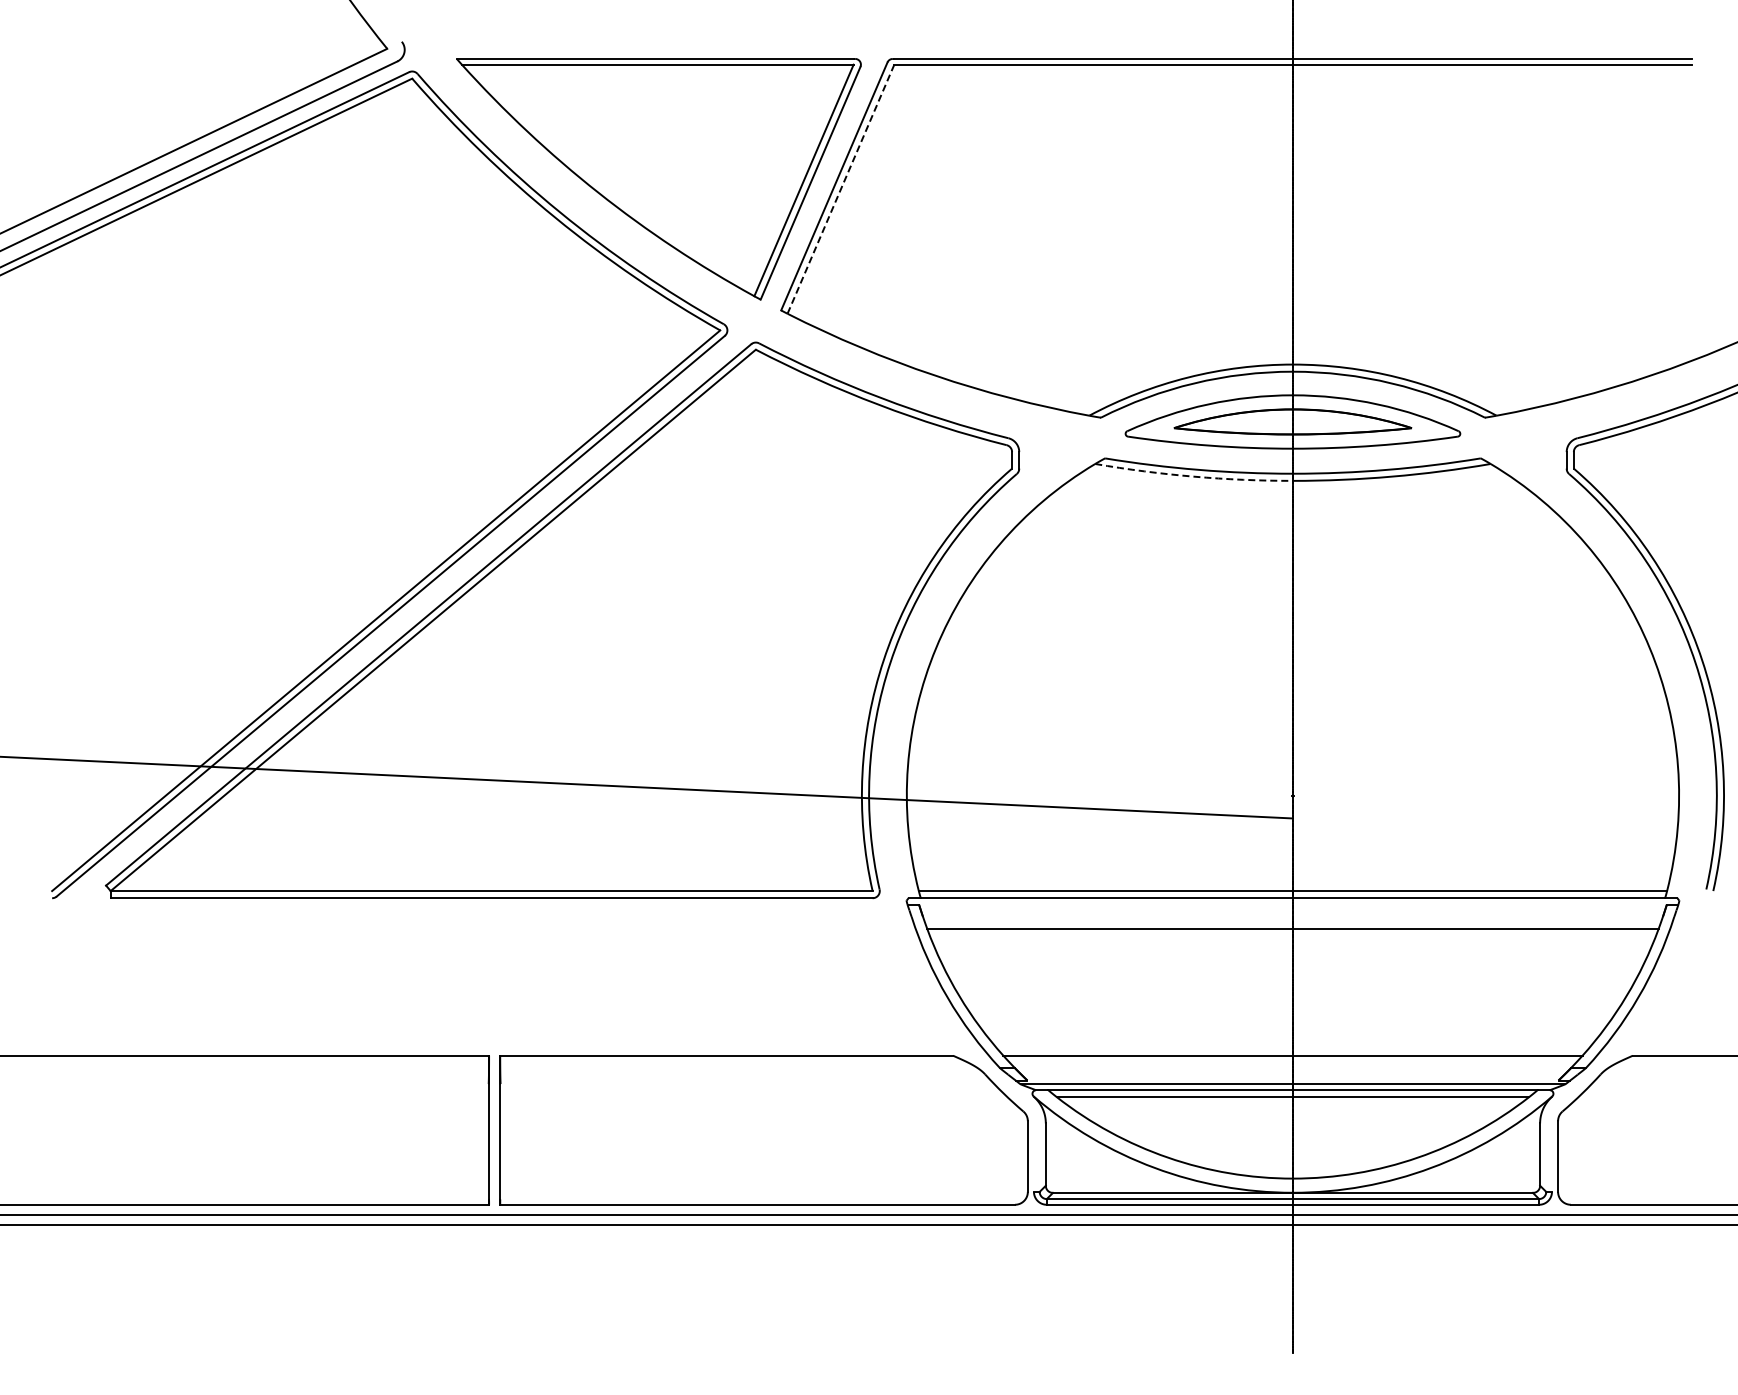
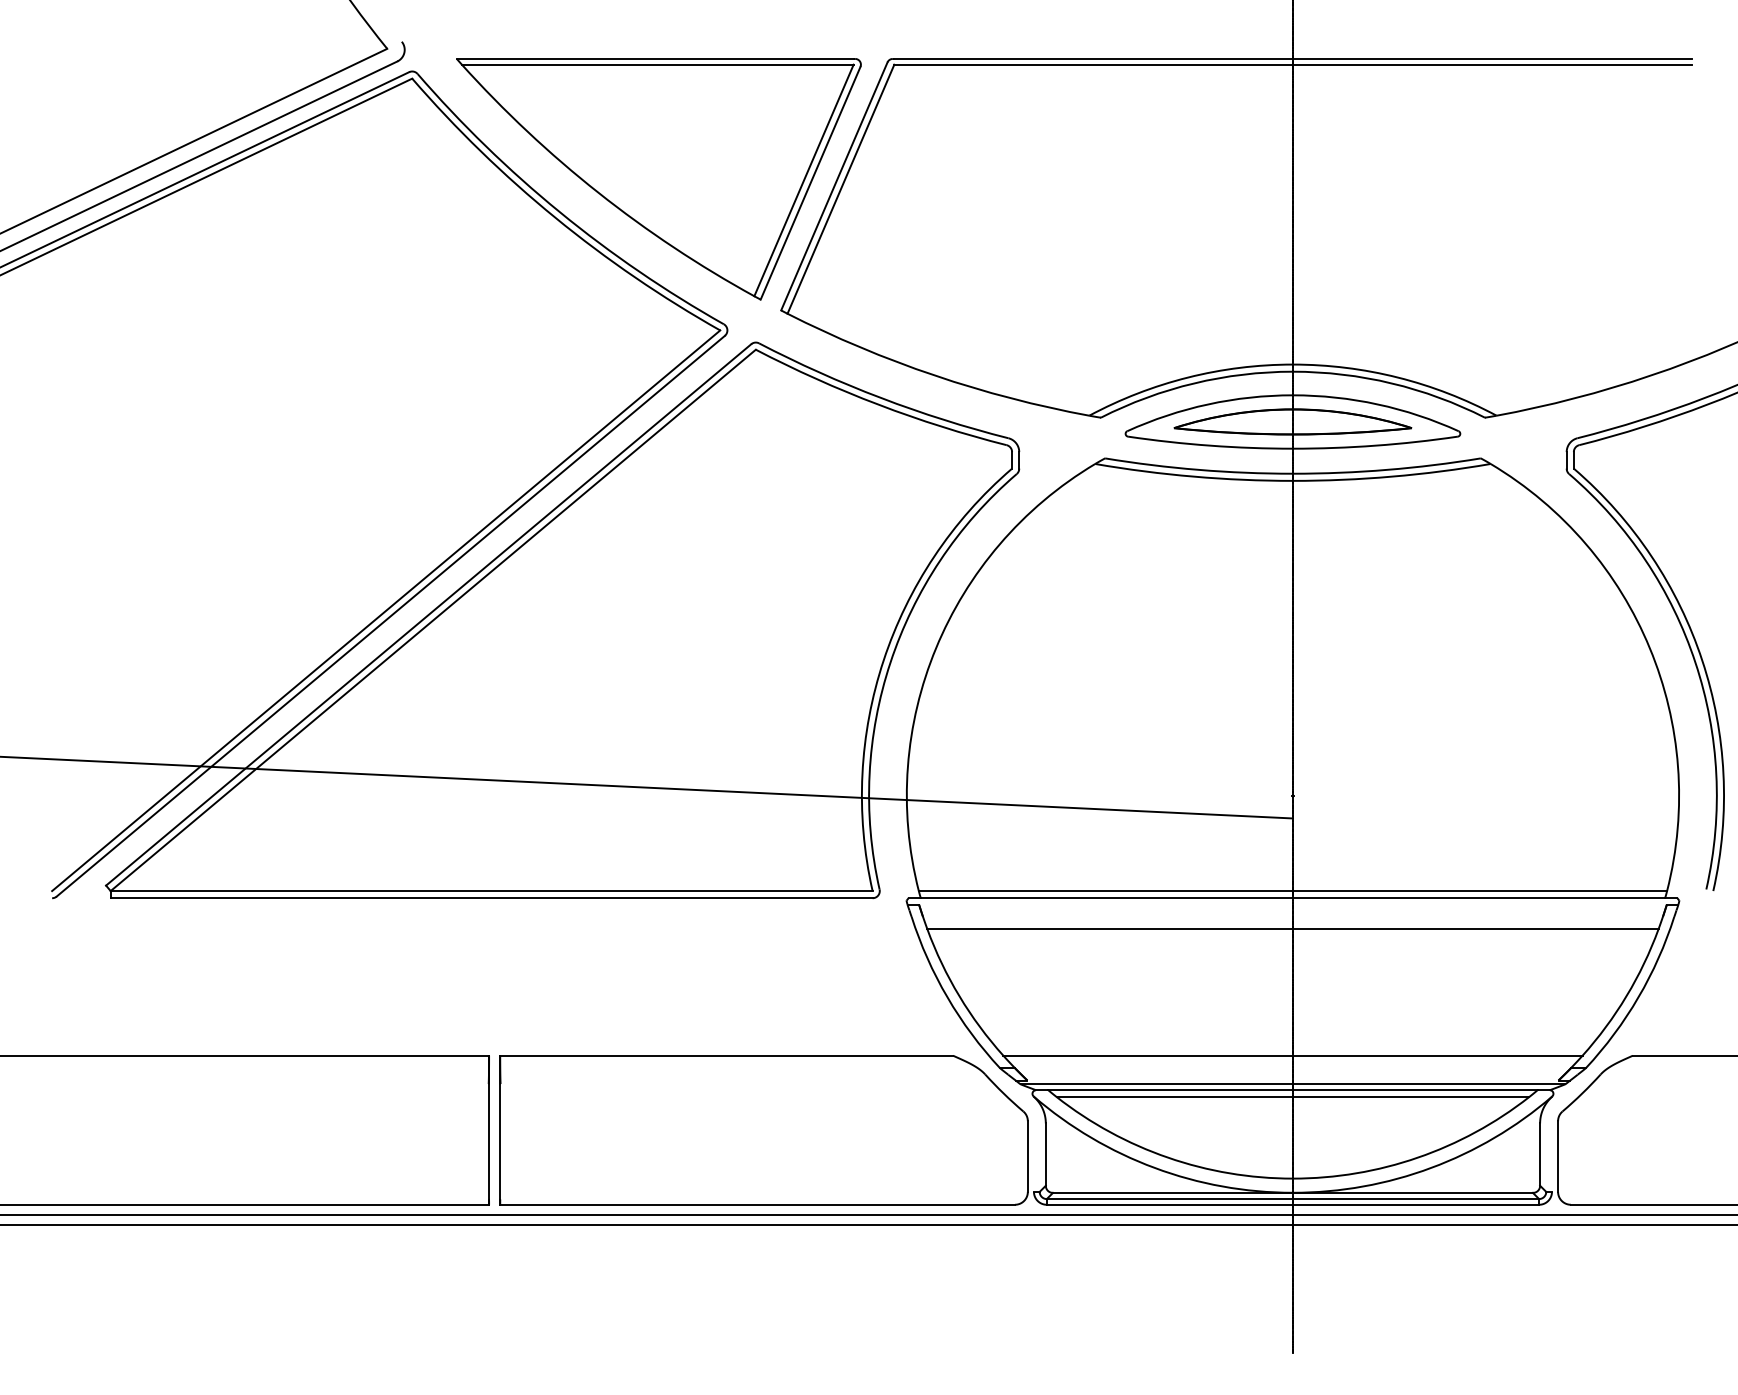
line: dashed -> solid (841, 188)
arc: dashed -> solid (1193, 476)
